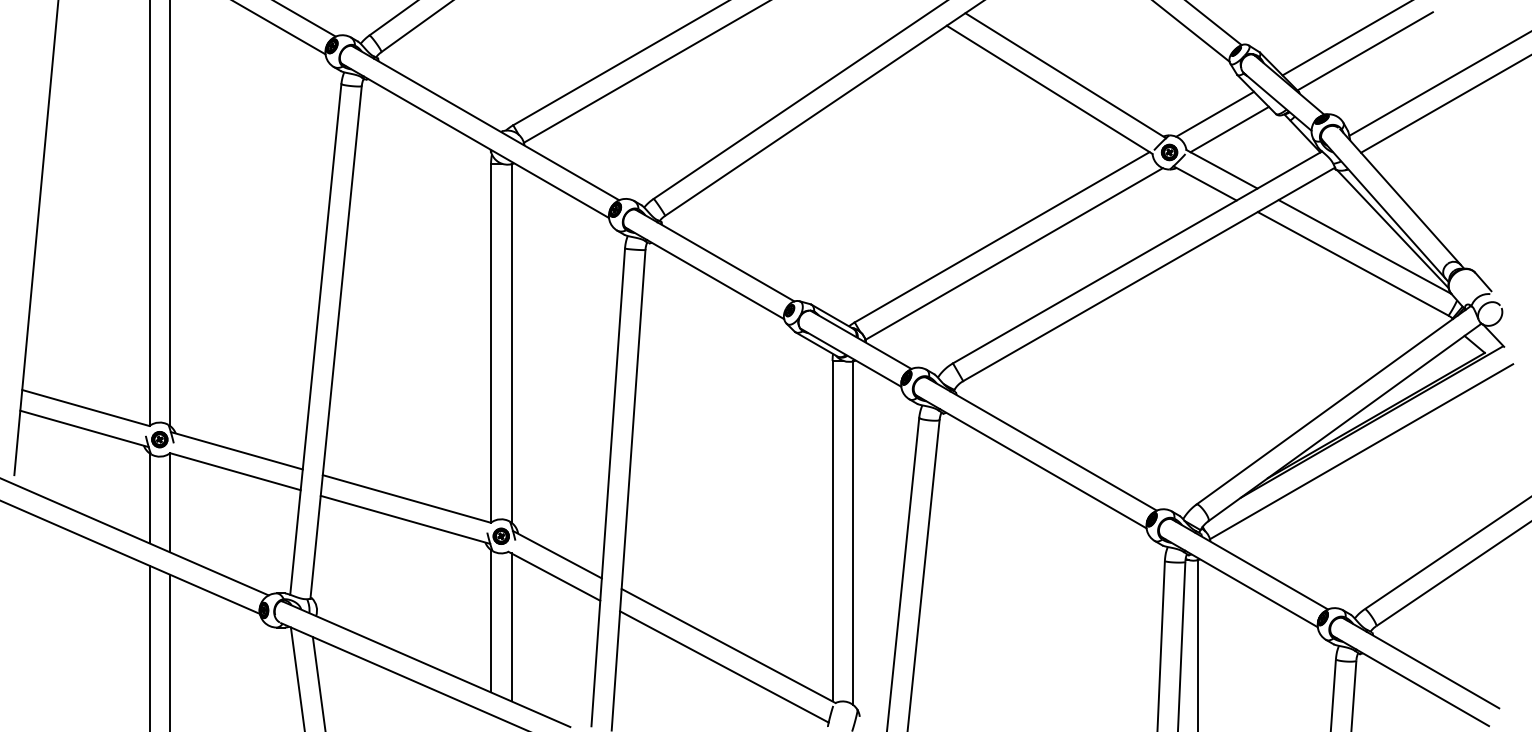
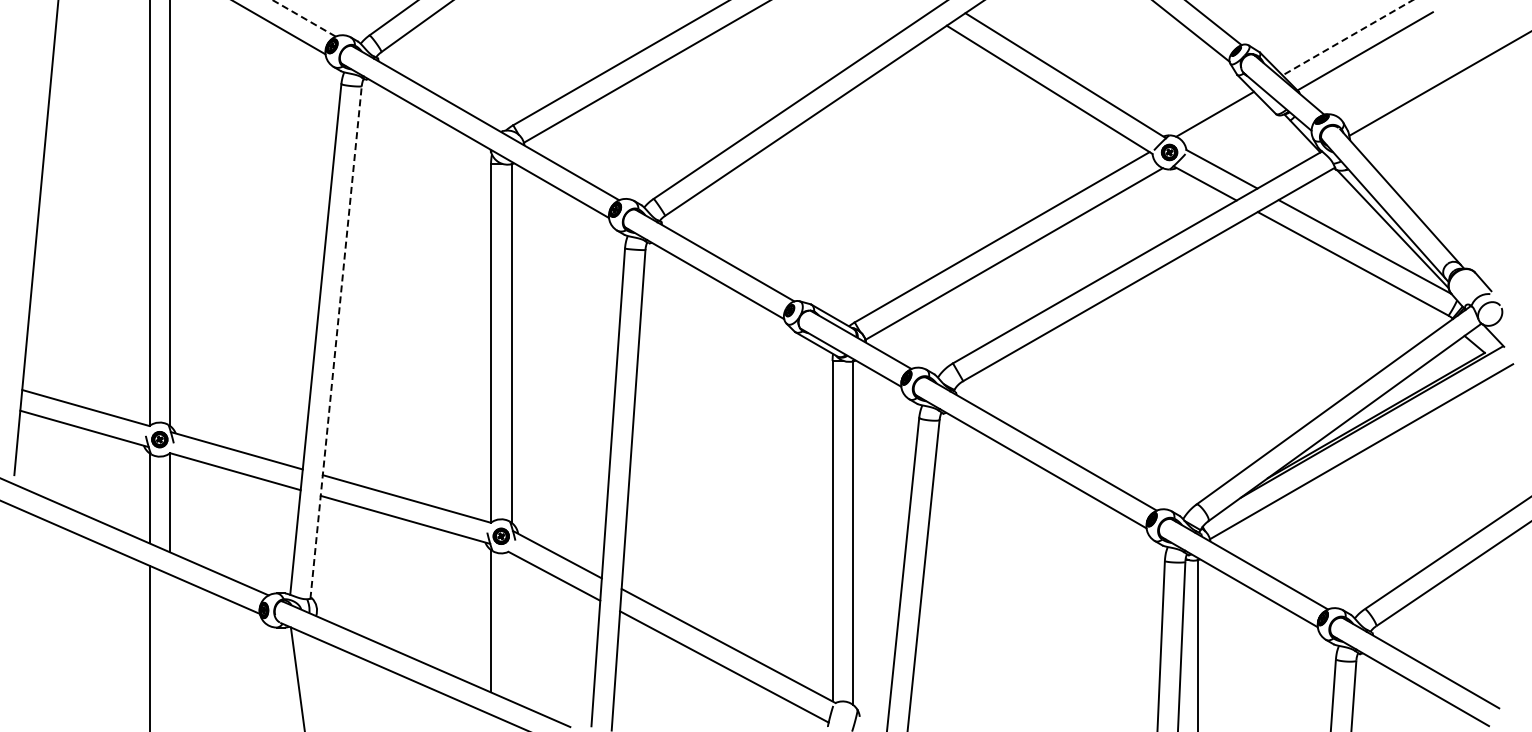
line: solid -> dashed (303, 18)
line: solid -> dashed (1347, 38)
line: present -> none (1444, 104)
line: present -> none (1229, 129)
line: solid -> dashed (336, 342)
line: present -> none (511, 627)
line: present -> none (170, 651)
line: present -> none (318, 682)
